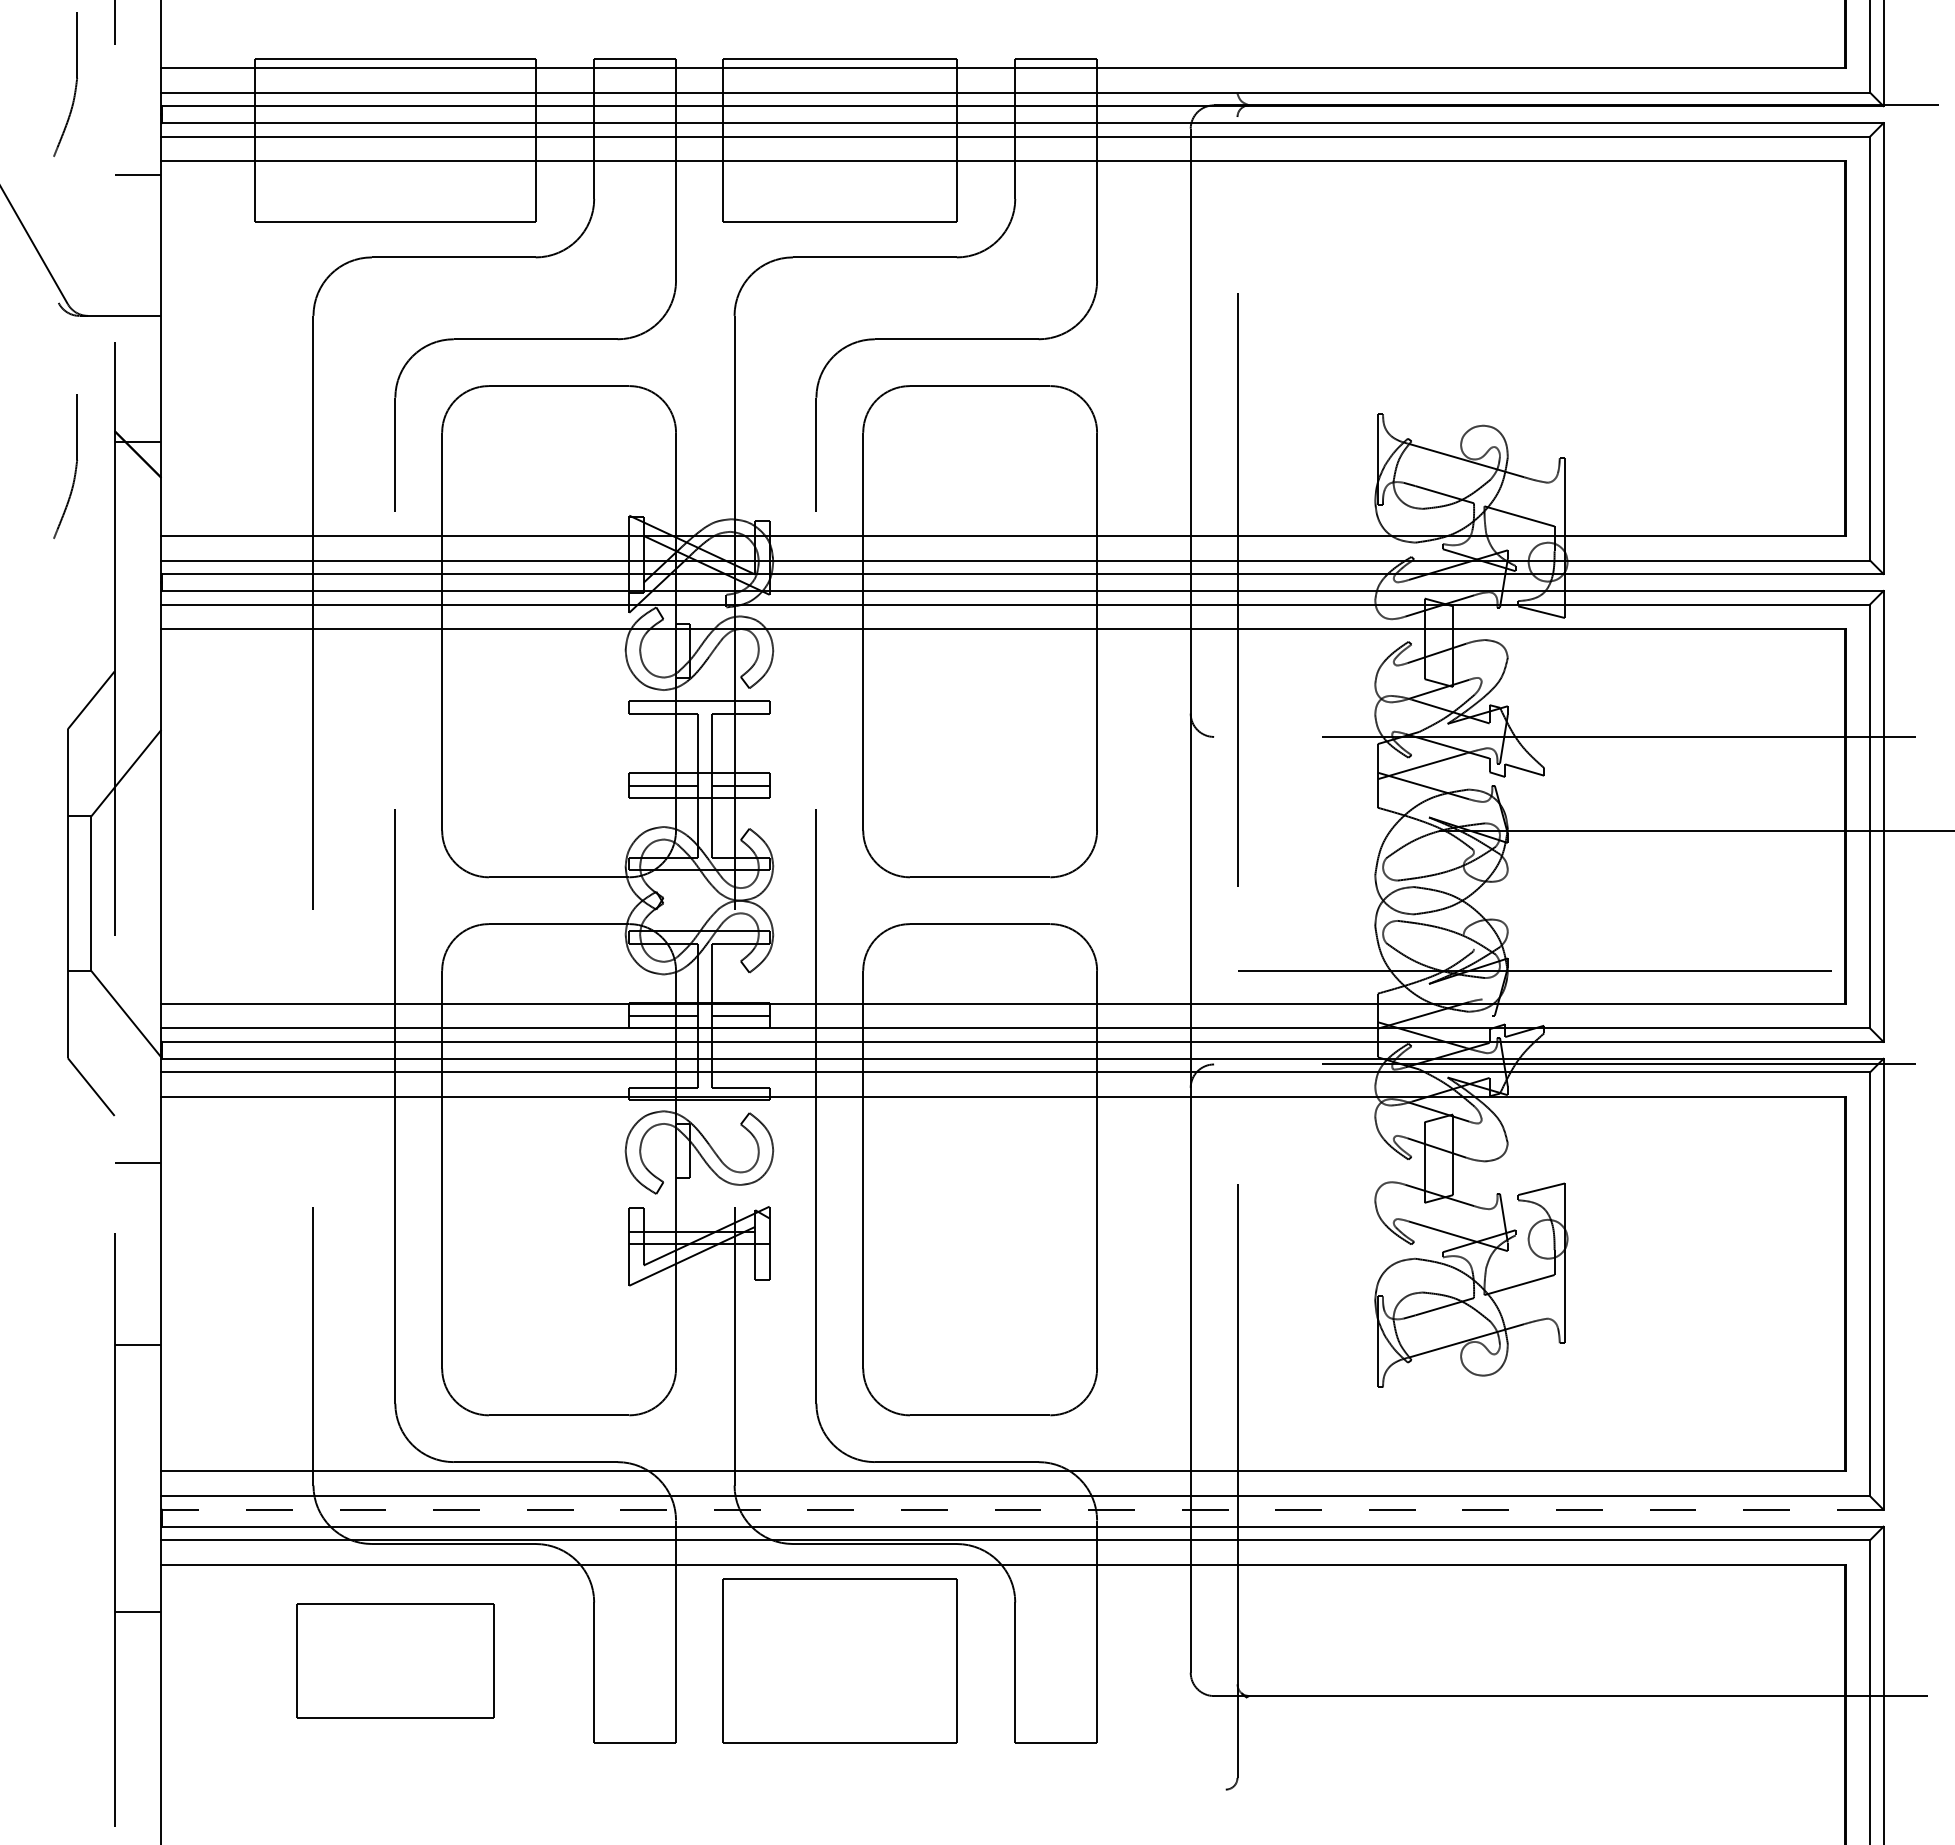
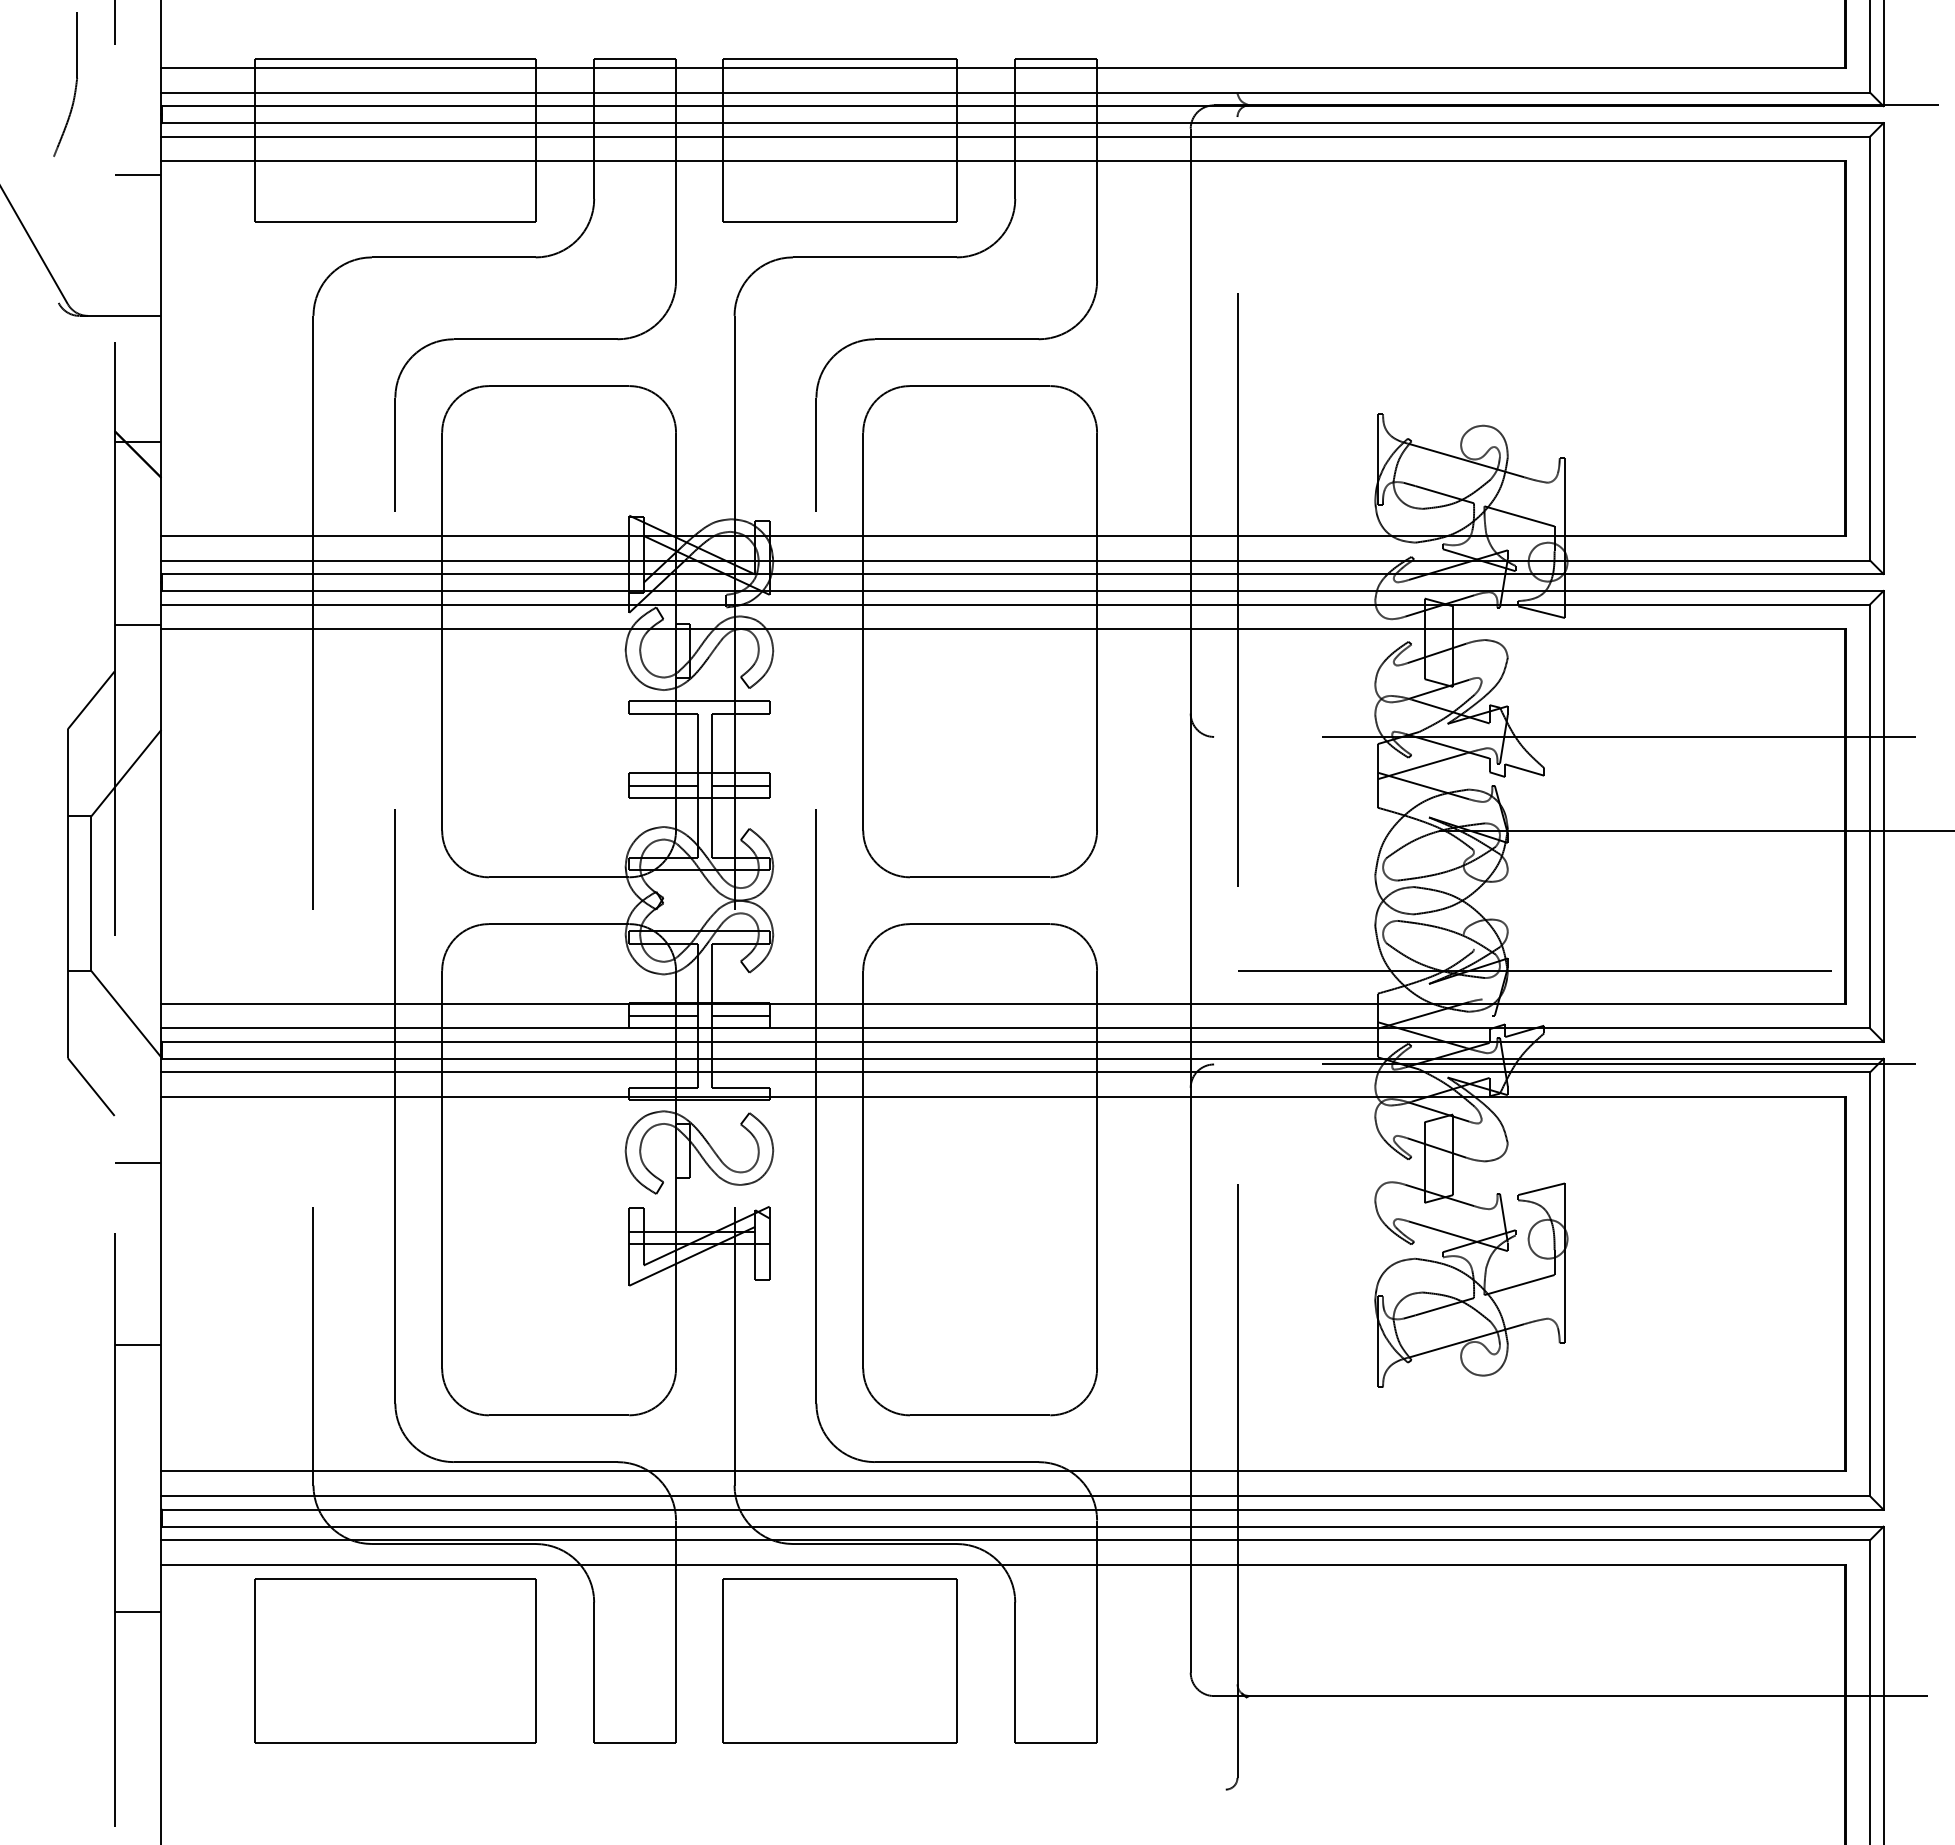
part: present -> none (75, 466)
line: none -> present (137, 624)
line: dashed -> solid (1022, 1509)
part size: 199x116 px -> 283x166 px (395, 1660)
